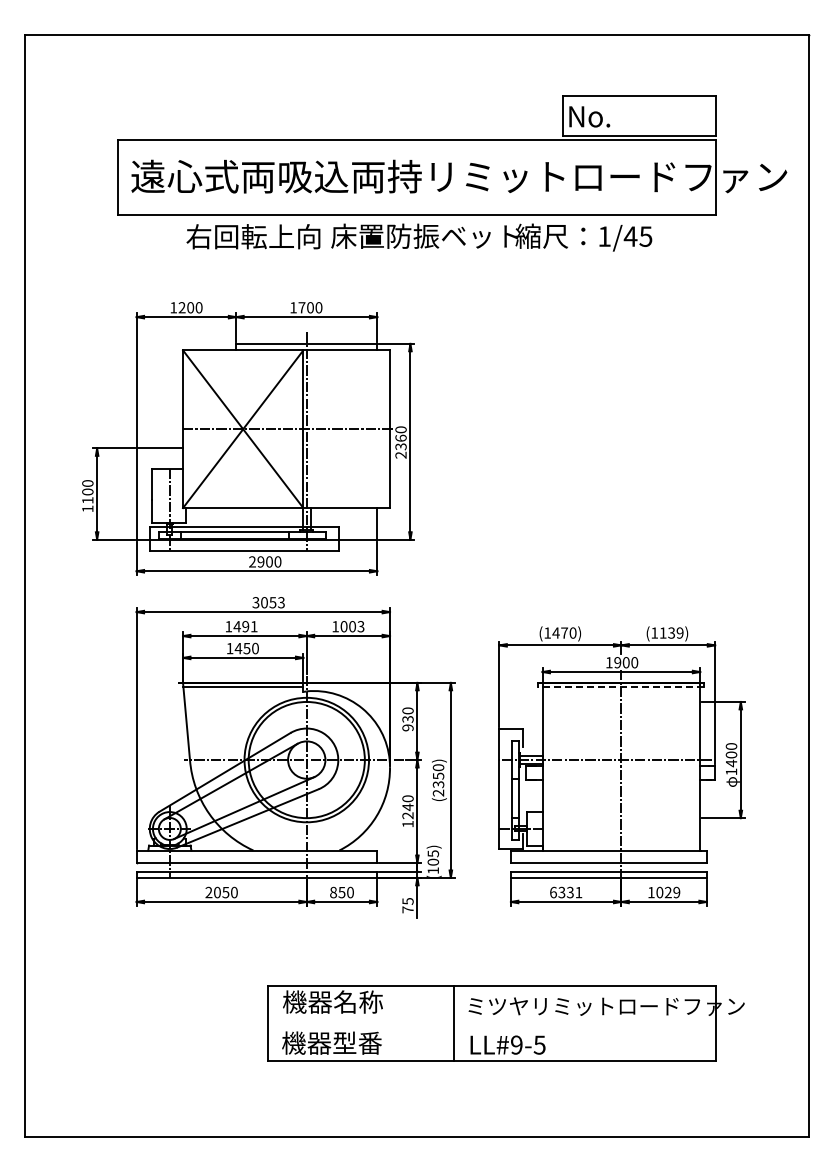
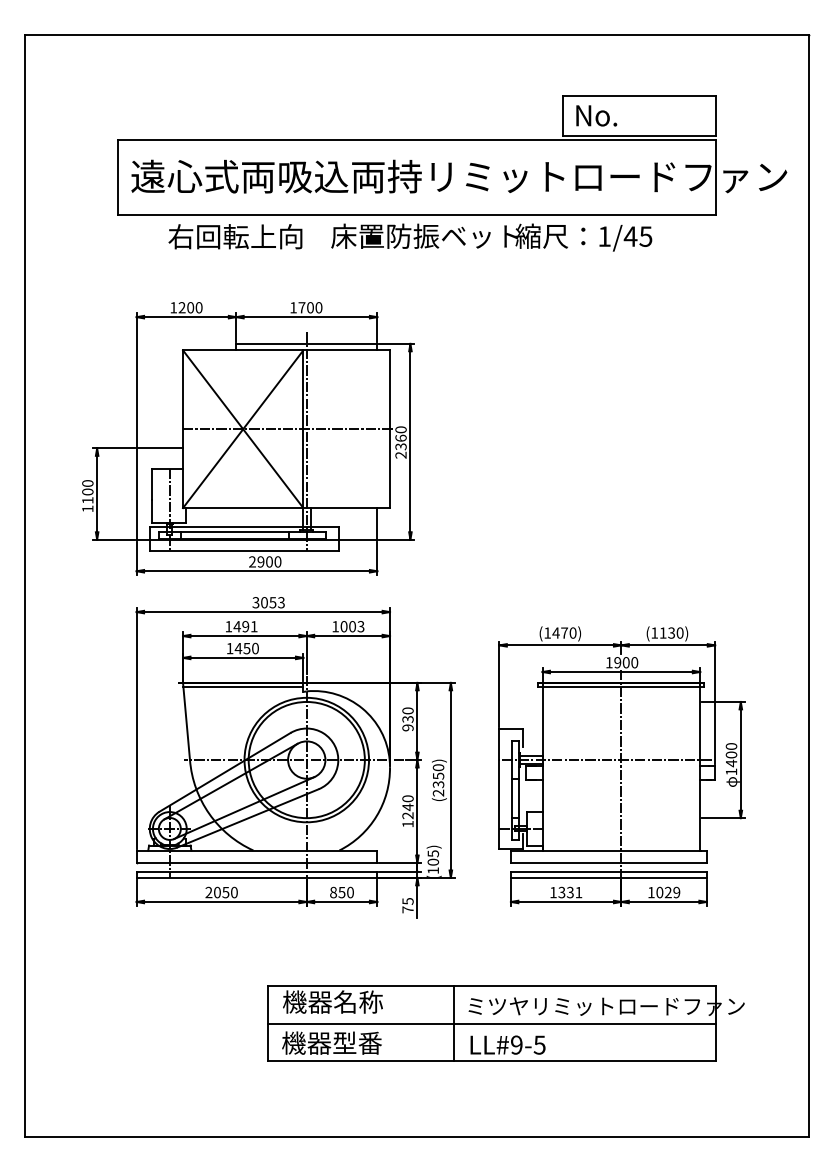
text position: (589, 116) -> (596, 115) (596, 115)
text position: (253, 236) -> (235, 236) (235, 236)
text: (1139) -> (1130) (679, 632)
line: dashed -> solid (621, 687)
text: 6331 -> 1331 (553, 892)
line: none -> present (491, 1023)
